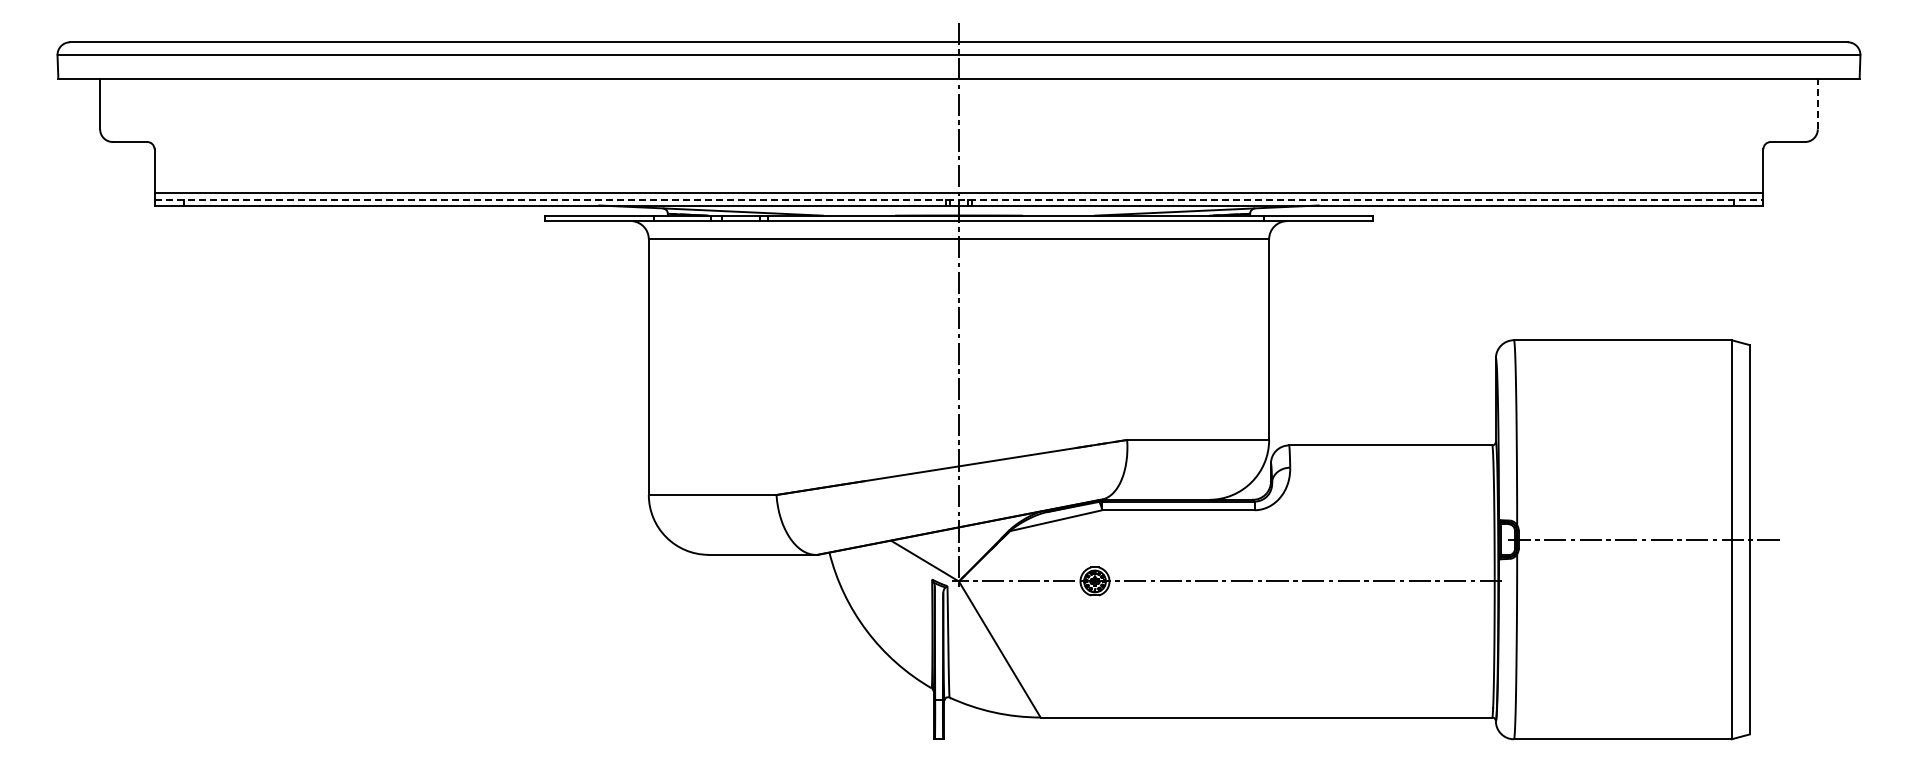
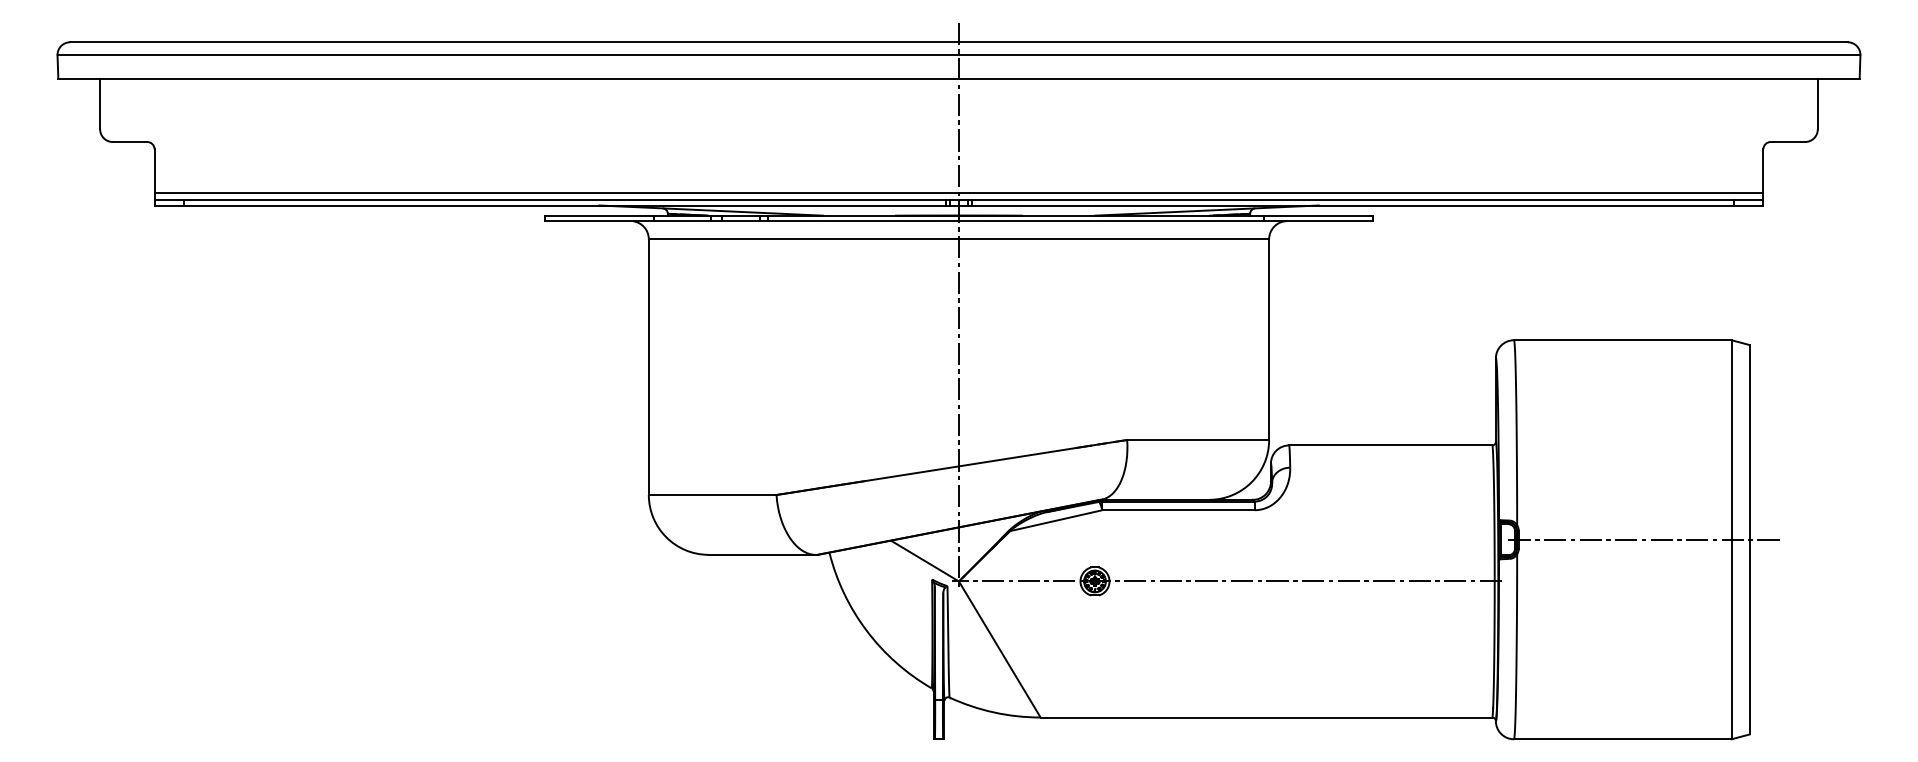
line: dashed -> solid (1817, 103)
line: dashed -> solid (959, 200)
